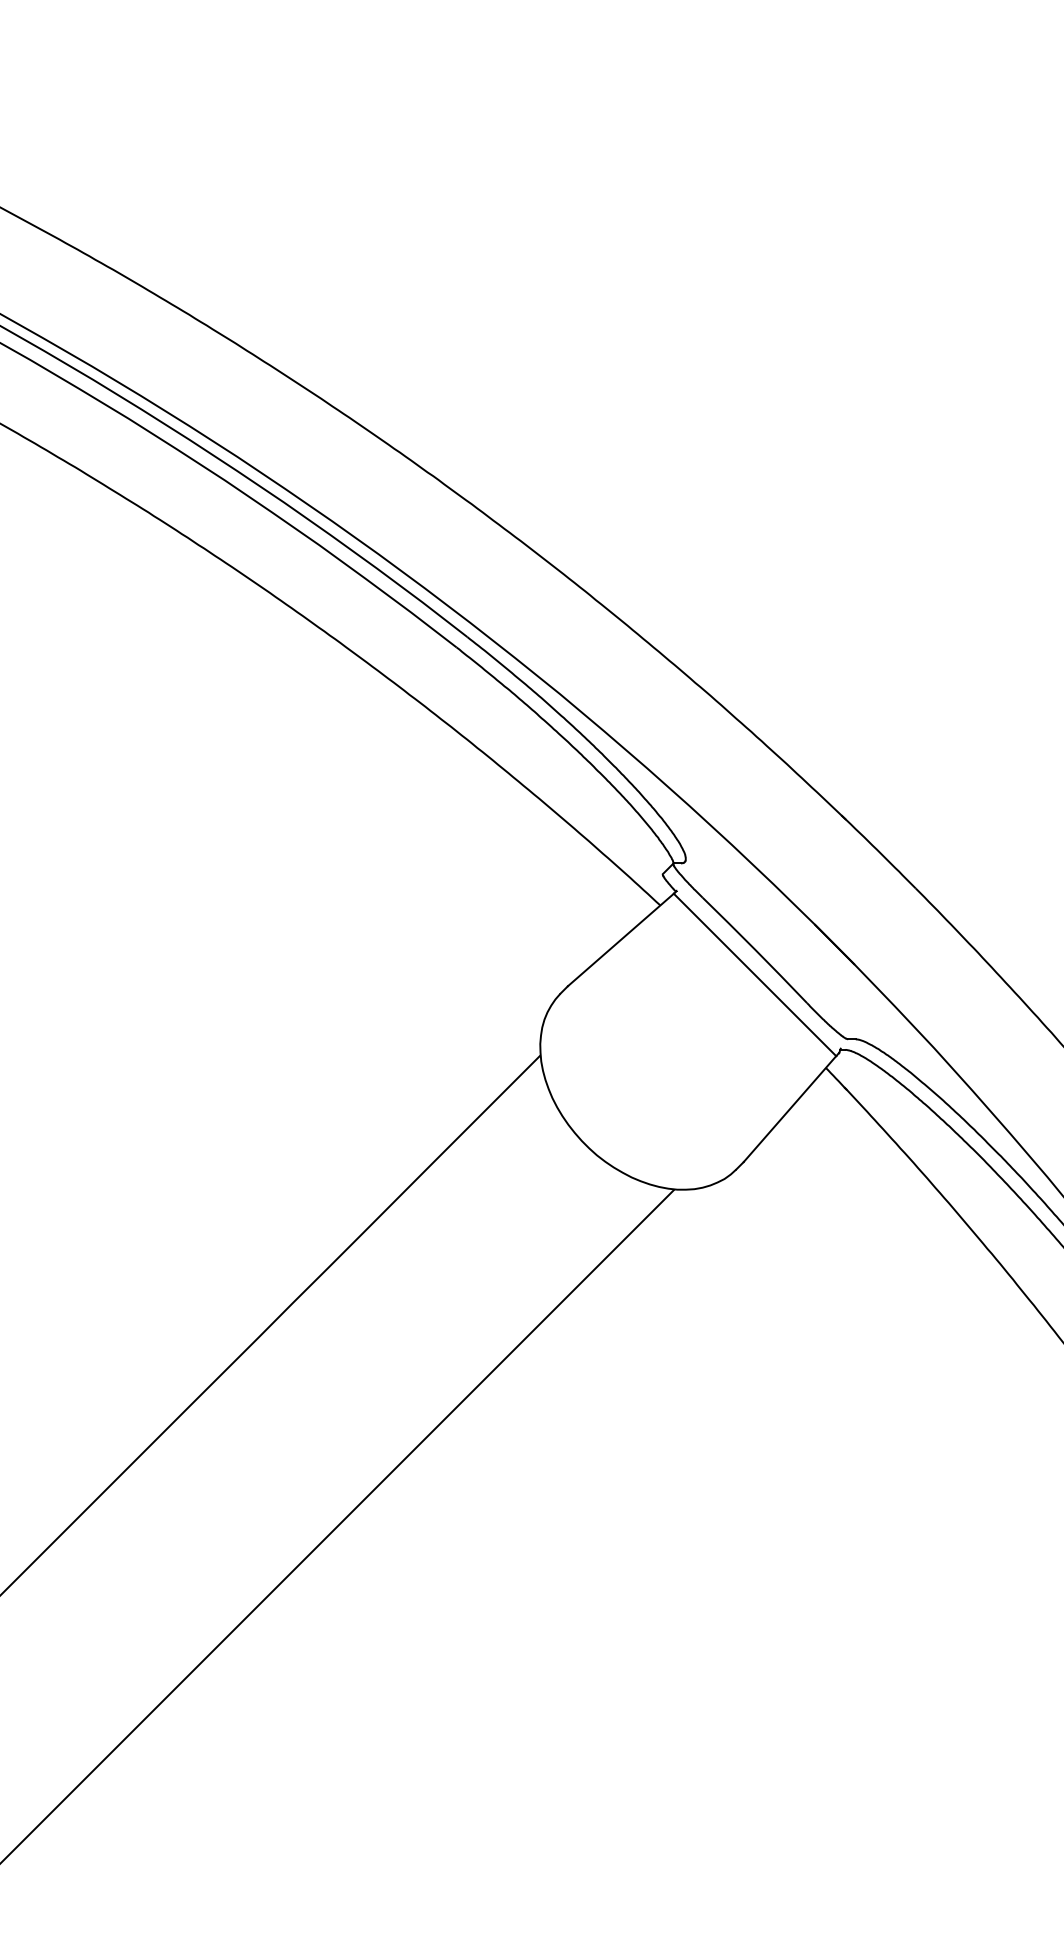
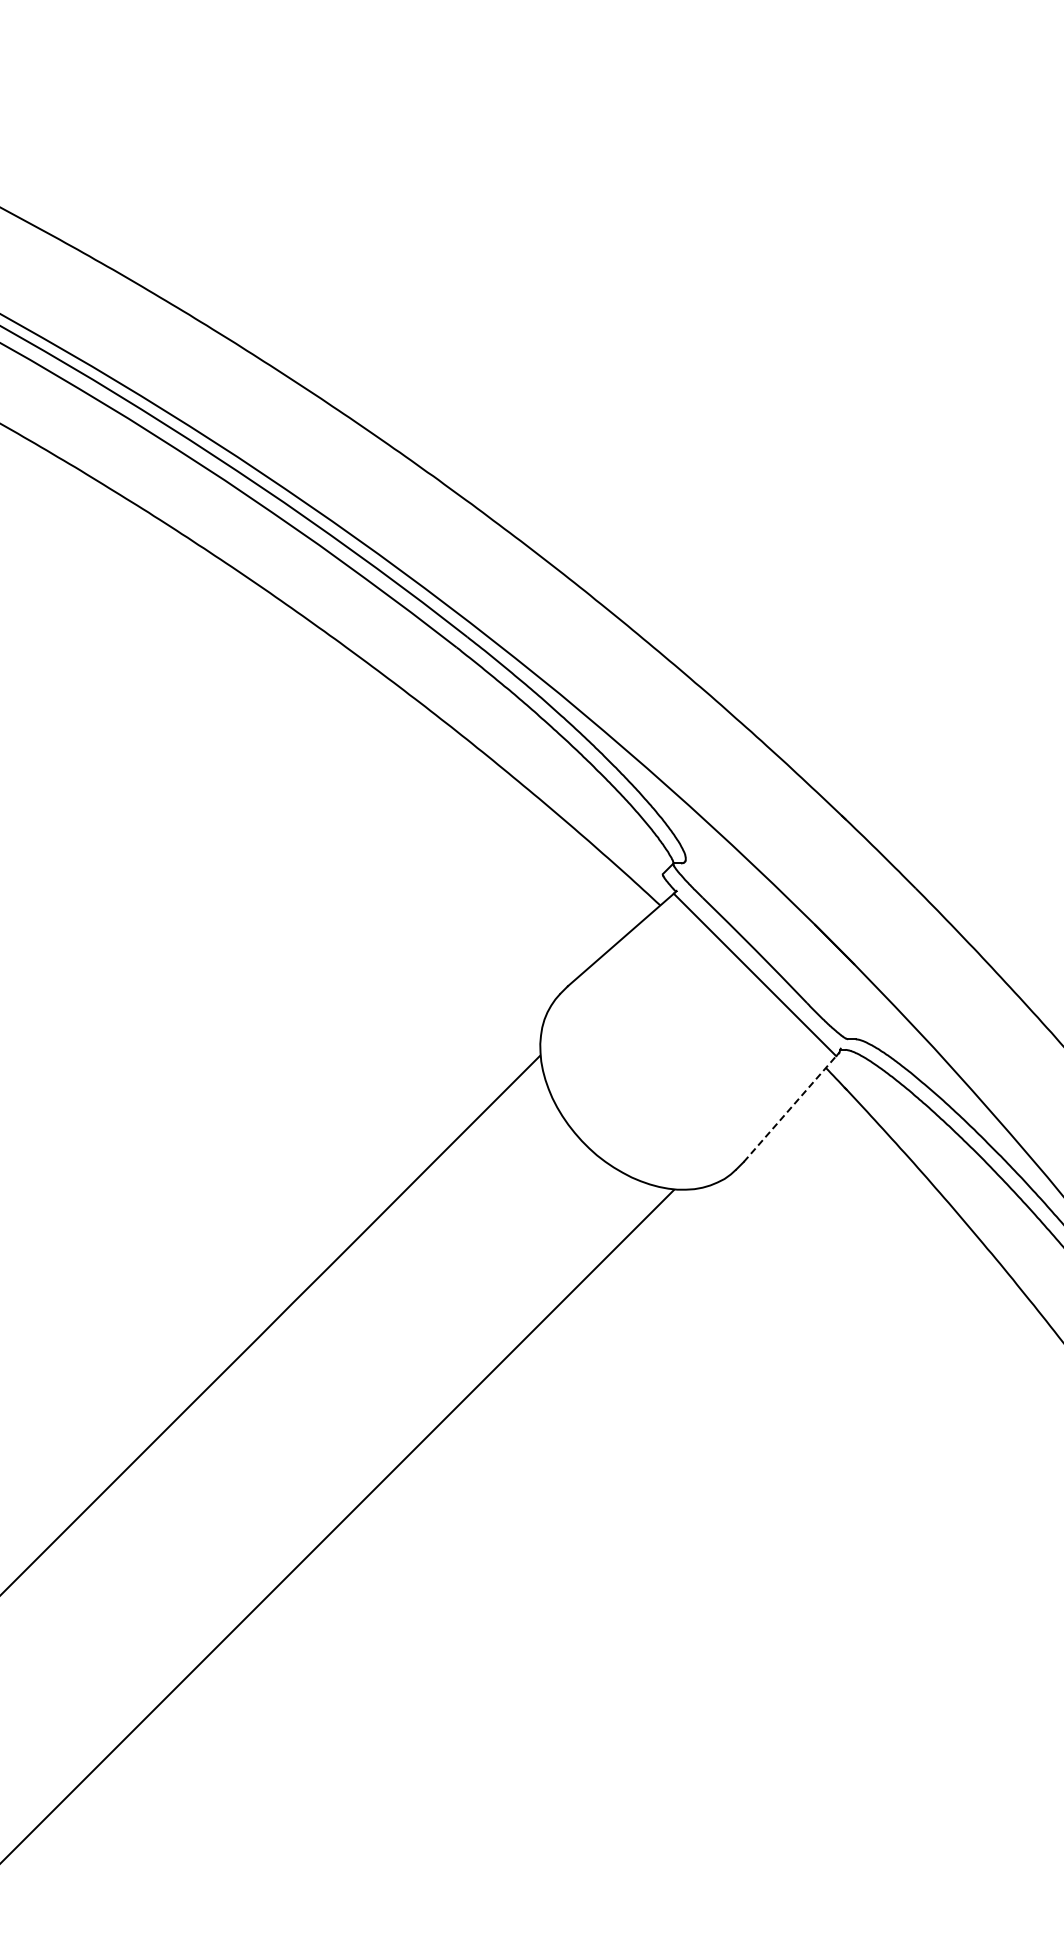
line: solid -> dashed (790, 1108)
